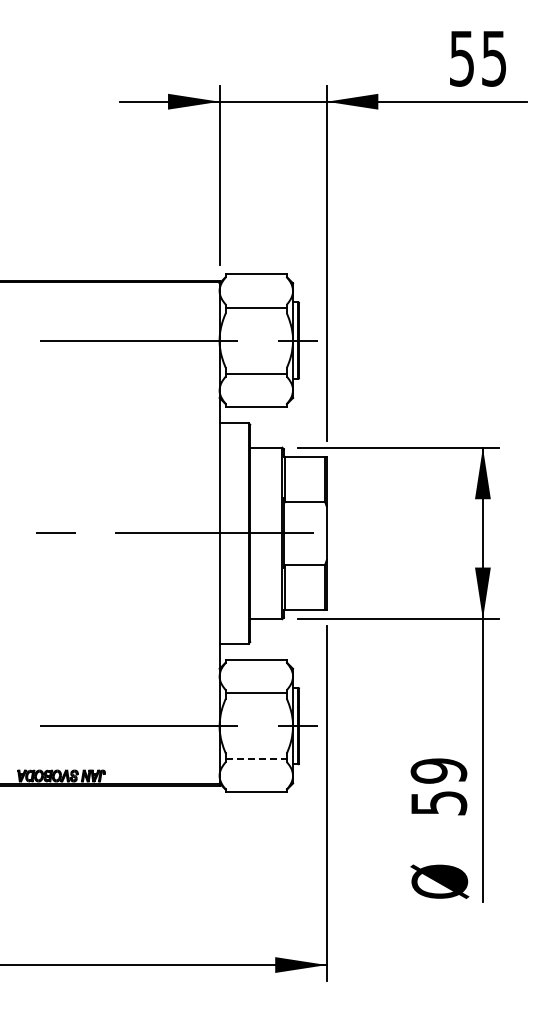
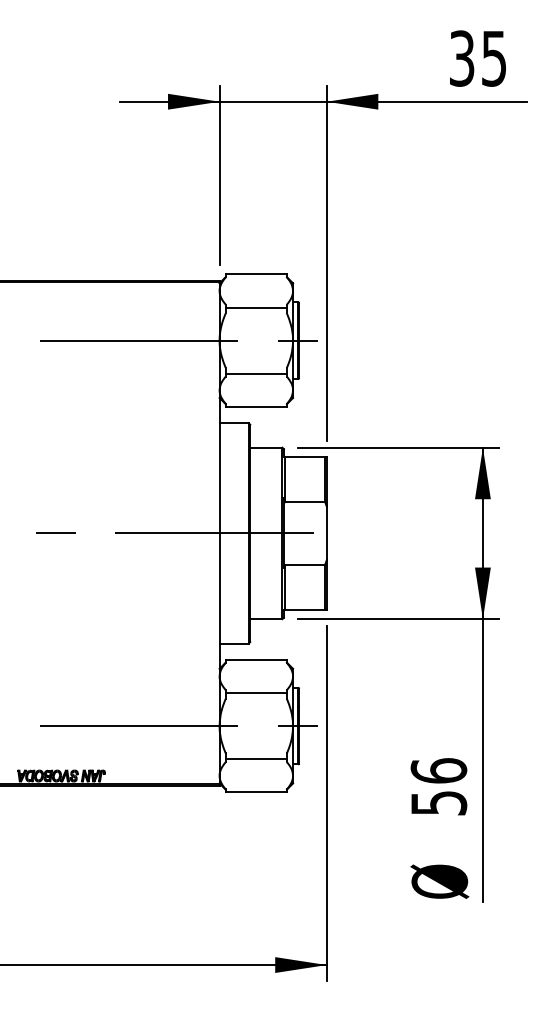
text: 55 -> 35 (462, 58)
line: dashed -> solid (256, 759)
text: 59 -> 56 (438, 770)
